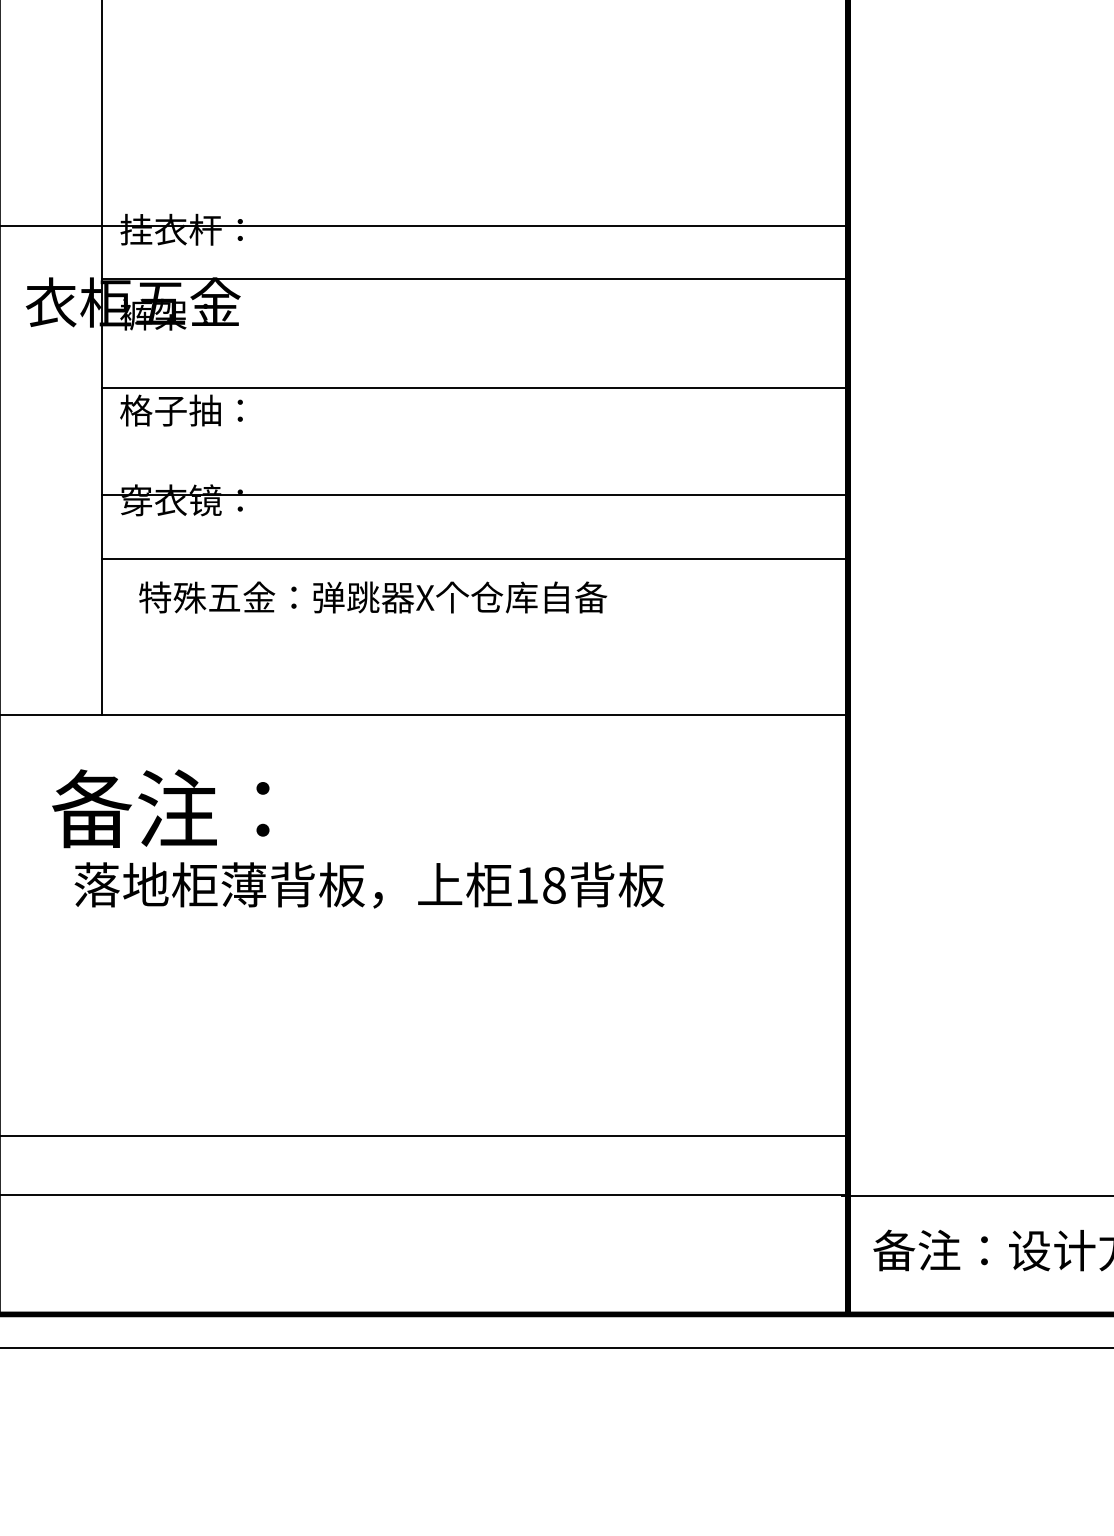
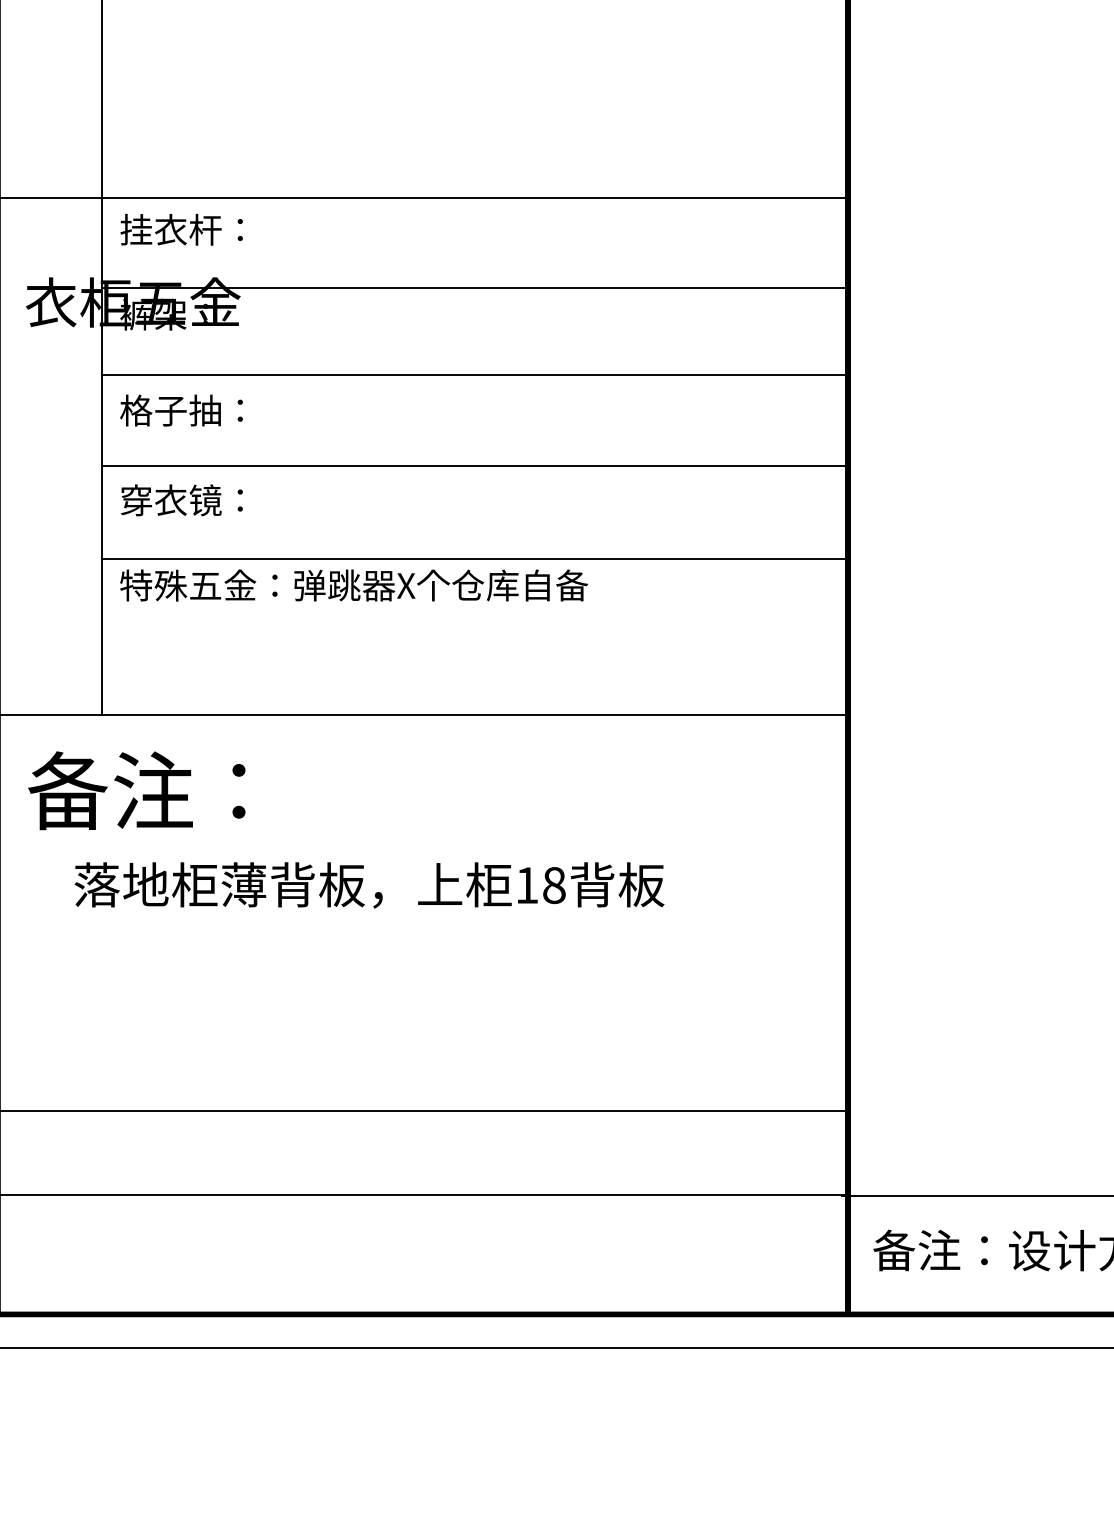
line position: (424, 225) -> (424, 197) (424, 197)
line position: (474, 279) -> (474, 288) (474, 288)
line position: (474, 388) -> (474, 375) (474, 375)
line position: (474, 495) -> (474, 466) (474, 466)
text position: (373, 597) -> (354, 585) (354, 585)
text position: (160, 808) -> (136, 790) (136, 790)
line position: (424, 1135) -> (424, 1110) (424, 1110)
